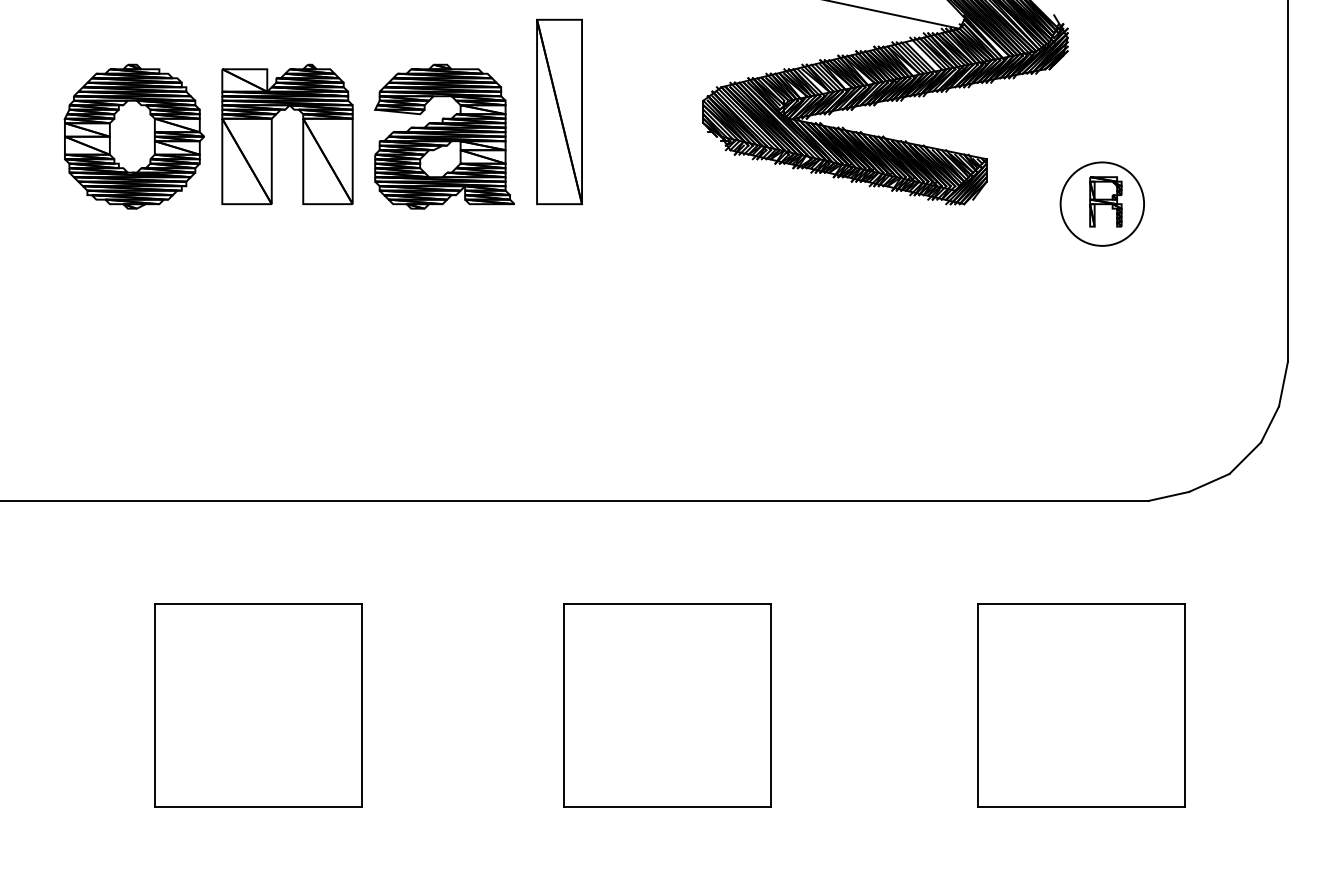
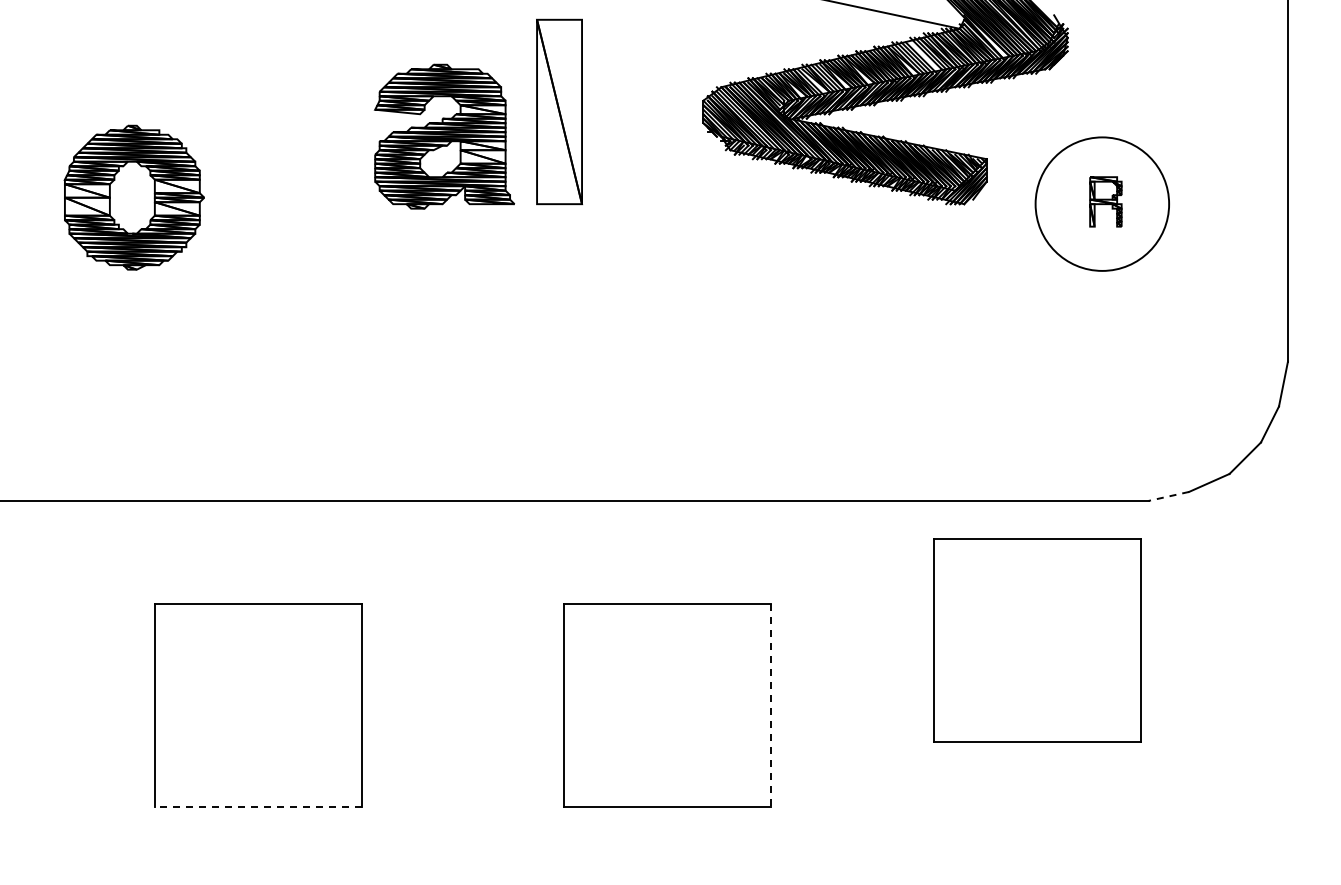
part: present -> none (272, 134)
part position: (133, 136) -> (133, 197) (133, 197)
circle diameter: 83 px -> 134 px (1102, 203)
line: solid -> dashed (1168, 496)
part position: (1081, 705) -> (1037, 640) (1037, 640)
line: solid -> dashed (770, 706)
line: solid -> dashed (257, 806)
